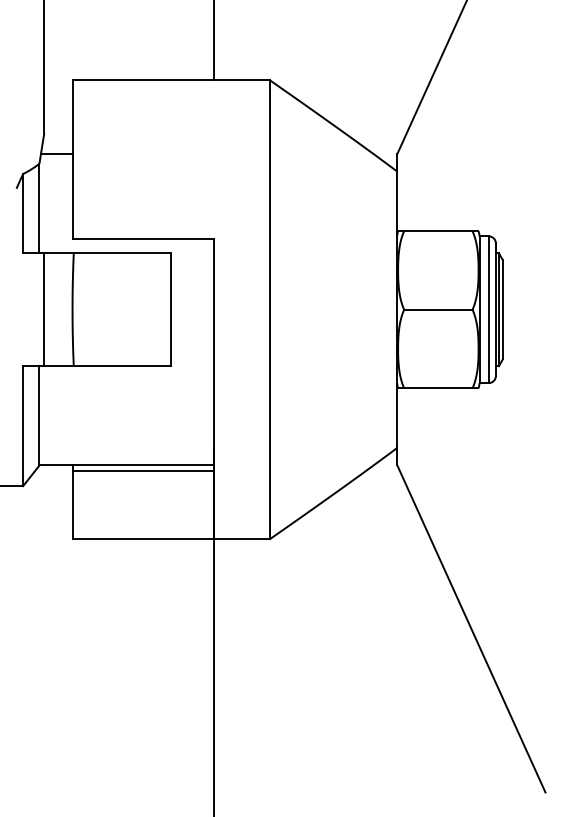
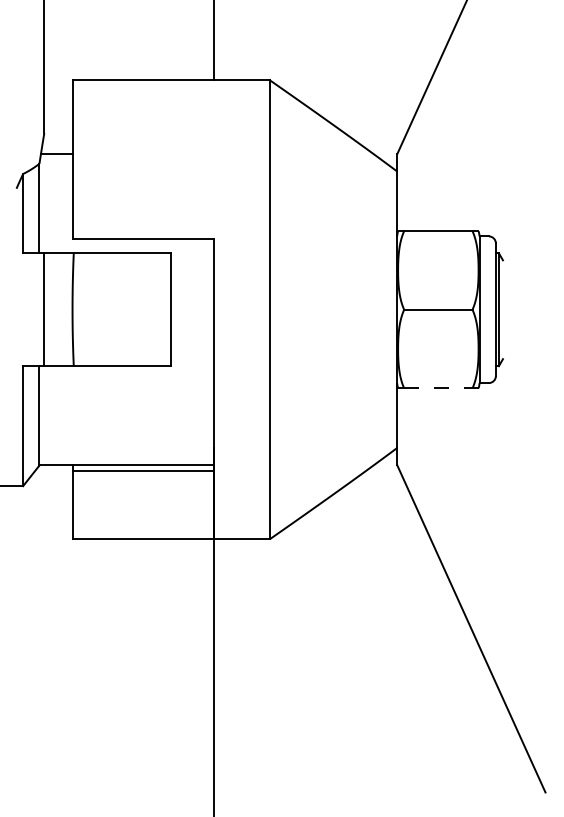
line: present -> none (488, 309)
line: present -> none (502, 309)
line: solid -> dashed (438, 388)
